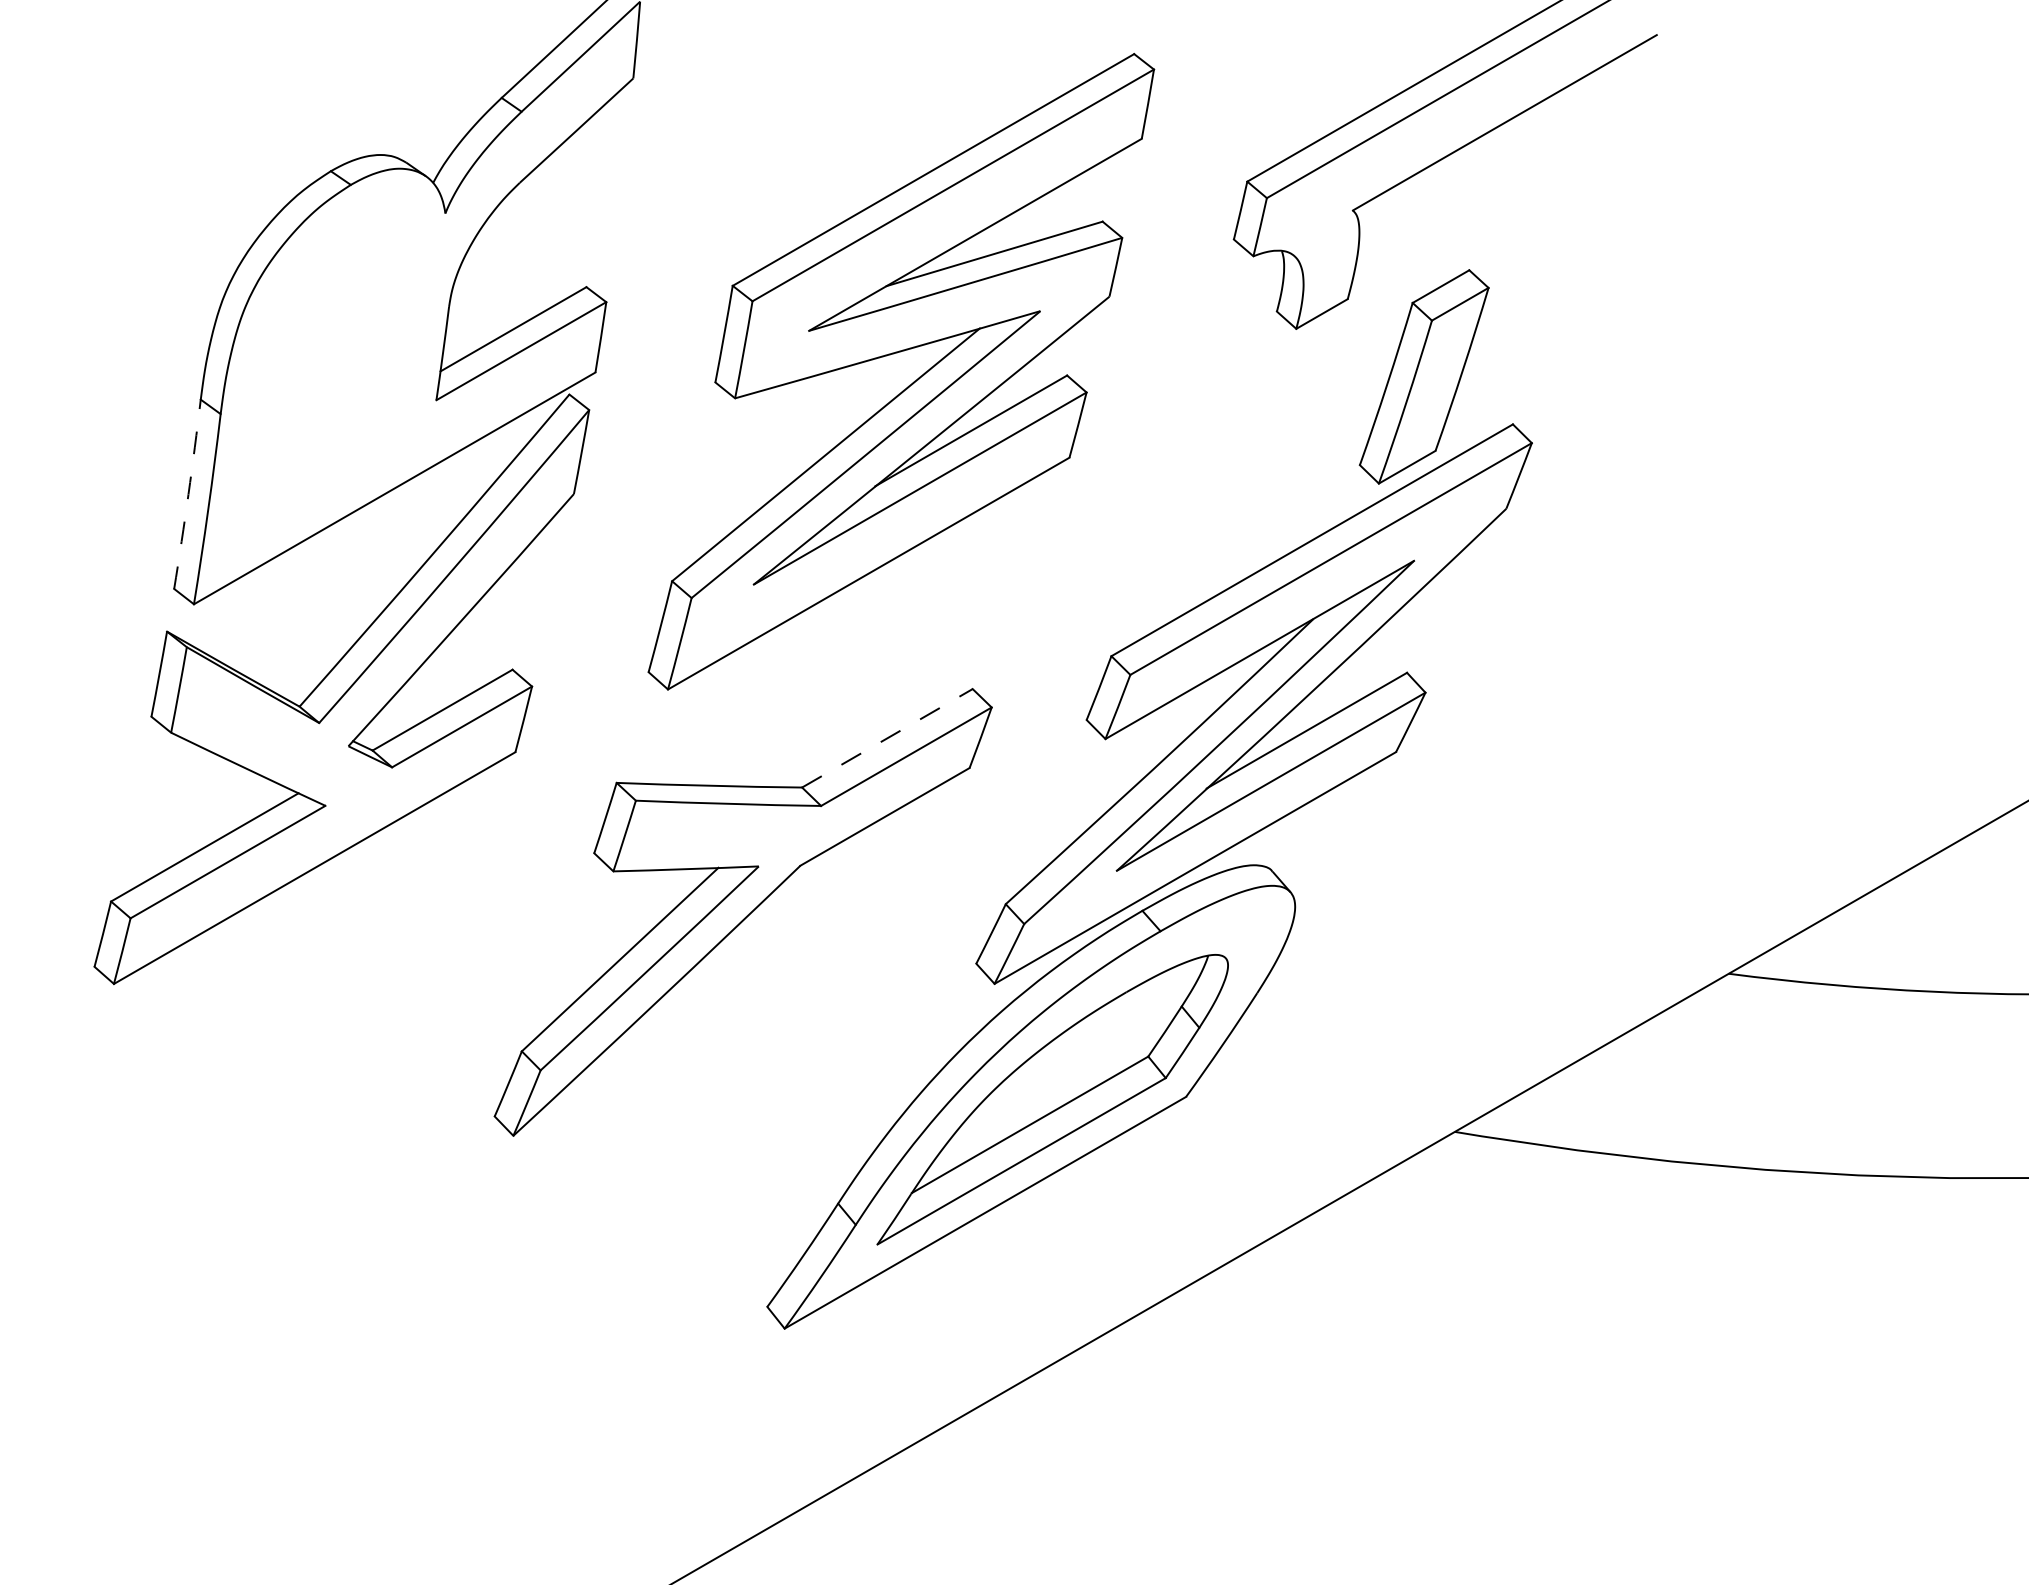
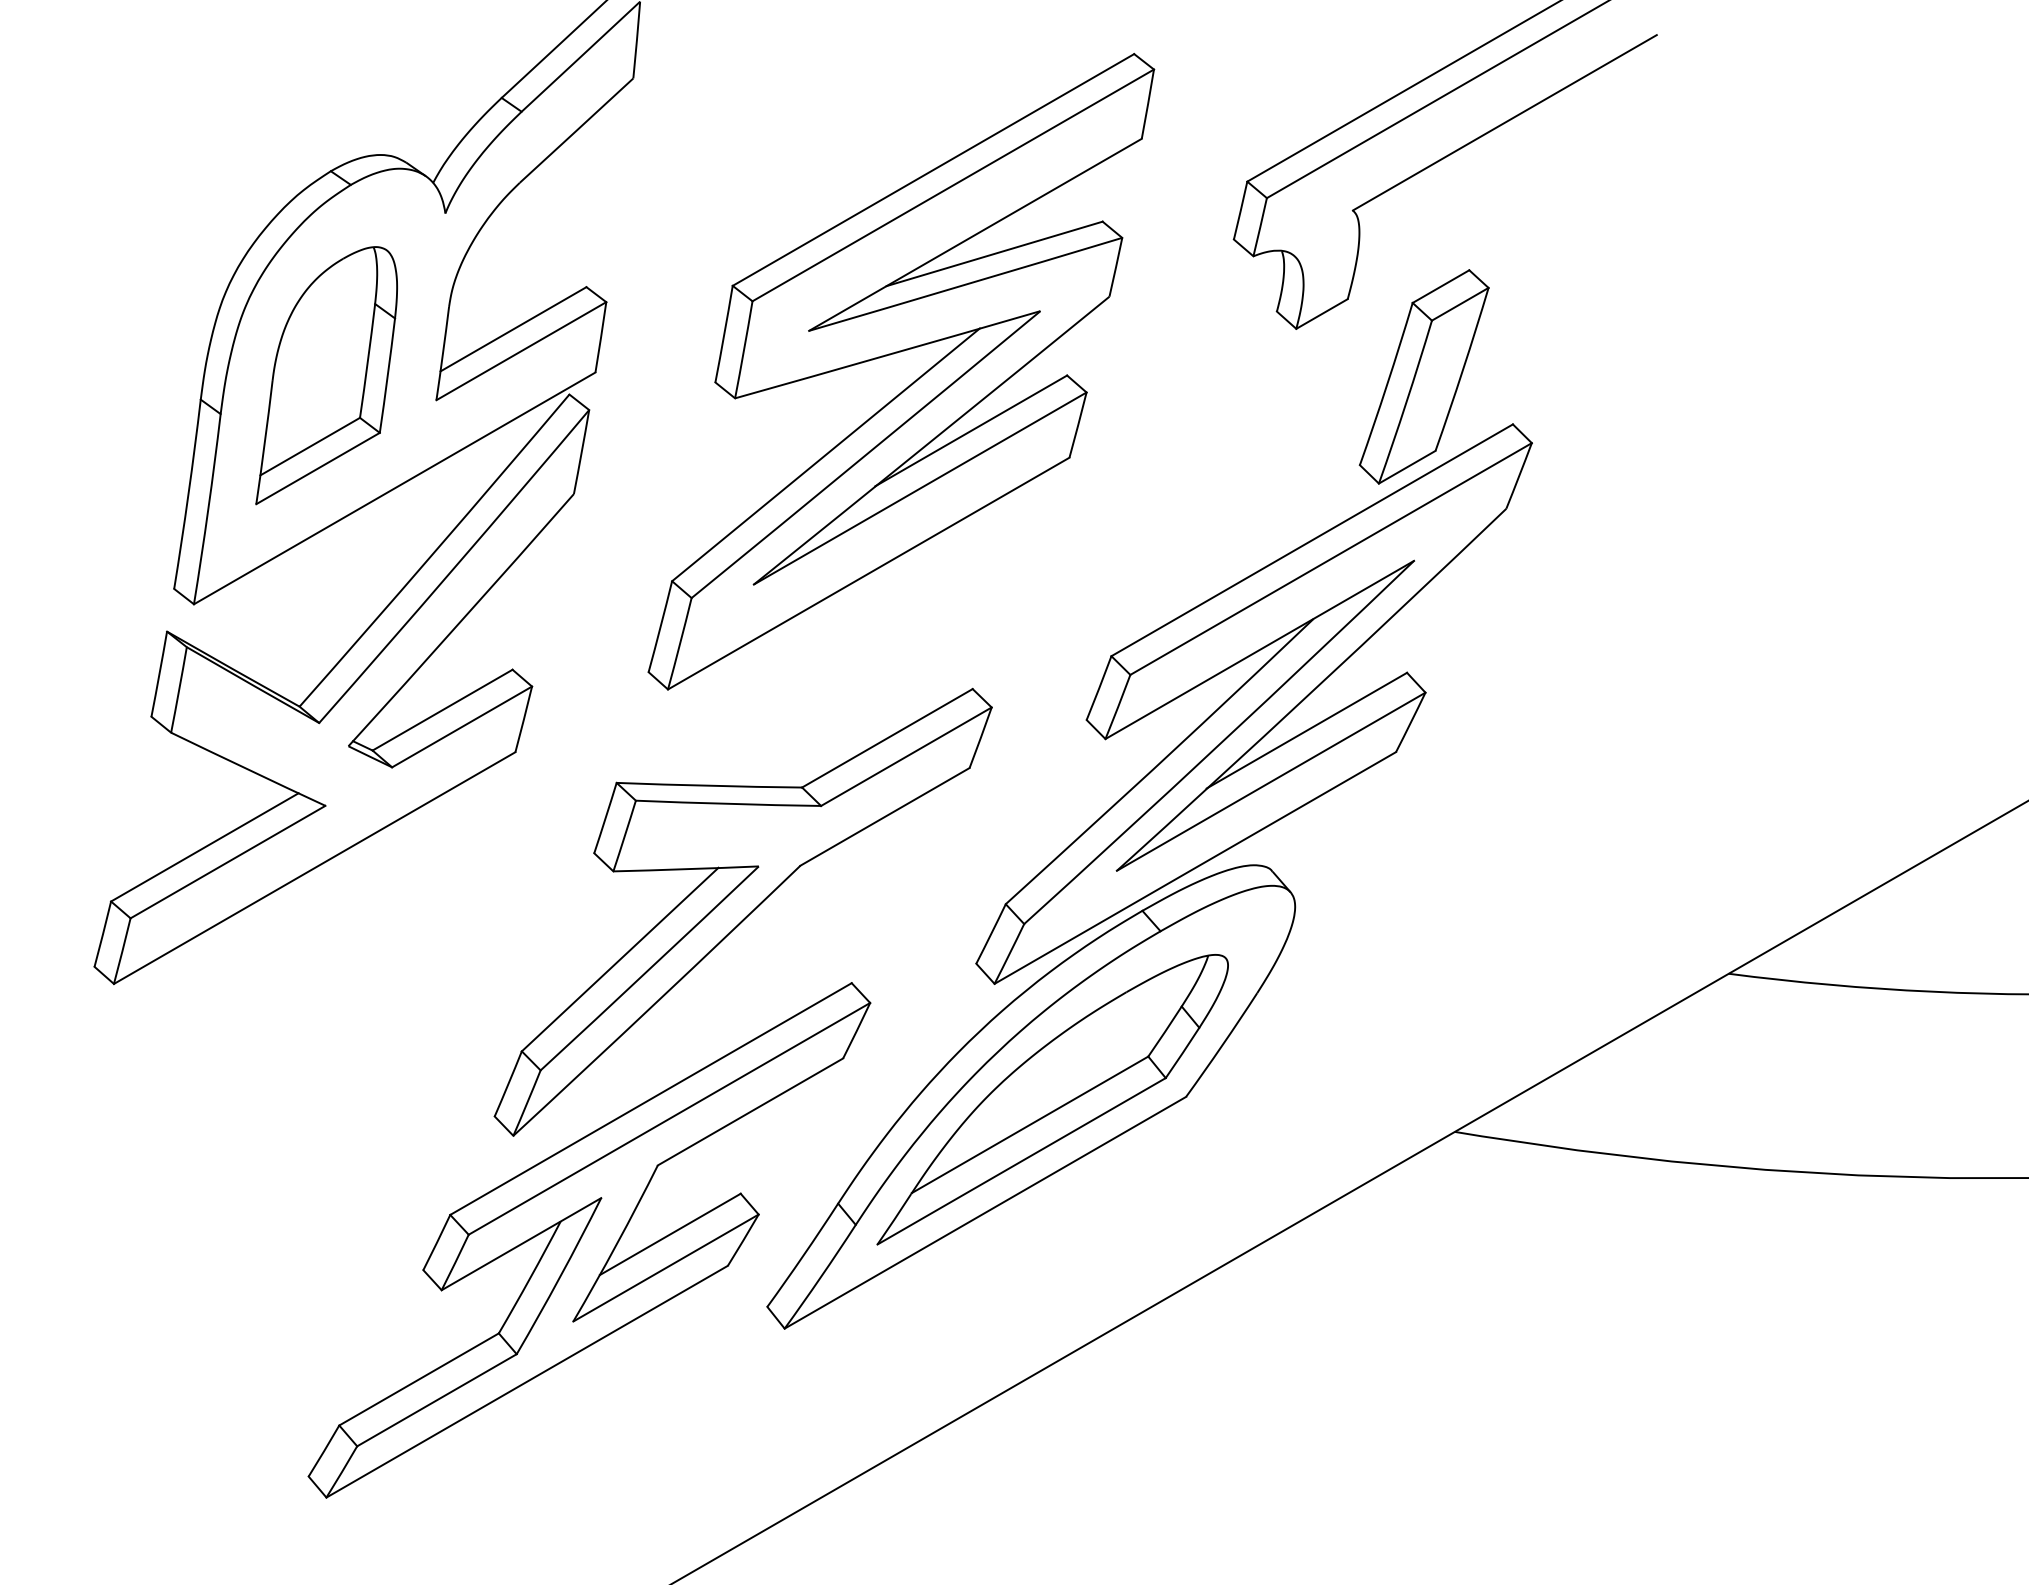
part: none -> present (326, 375)
arc: dashed -> solid (188, 494)
line: dashed -> solid (887, 738)
part: none -> present (589, 1240)
